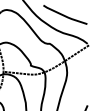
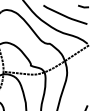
line: none -> present (83, 6)
